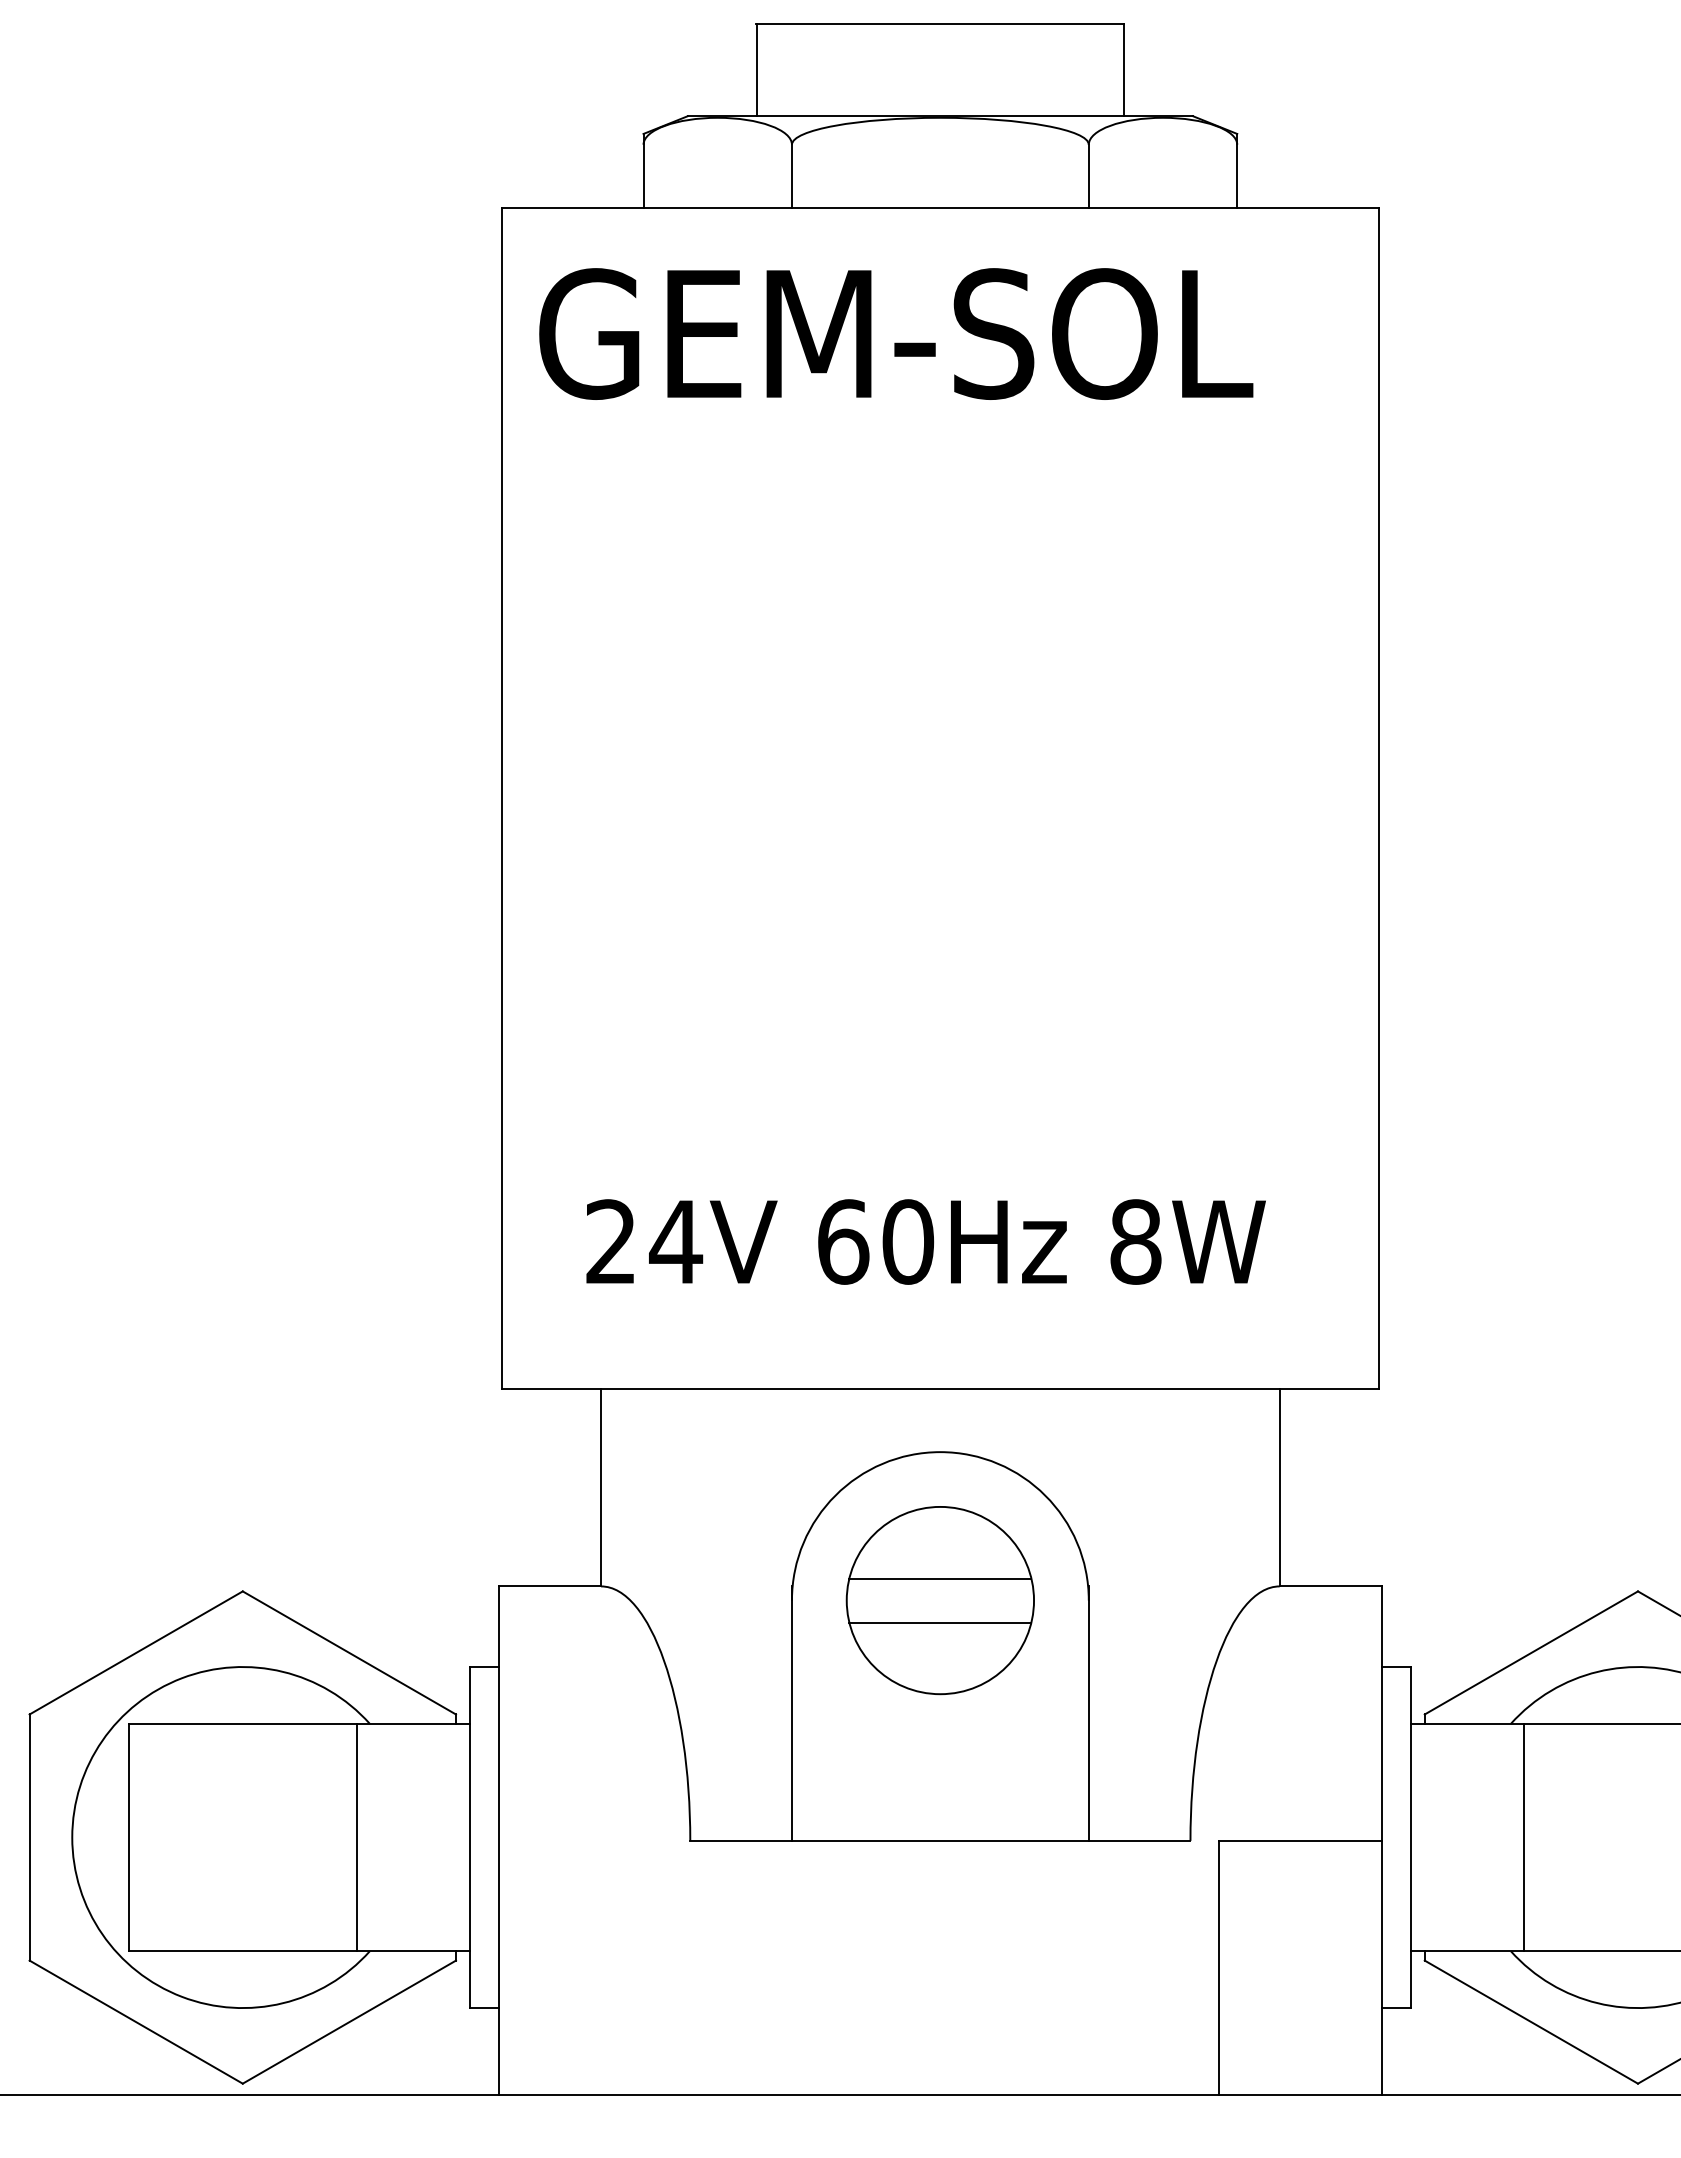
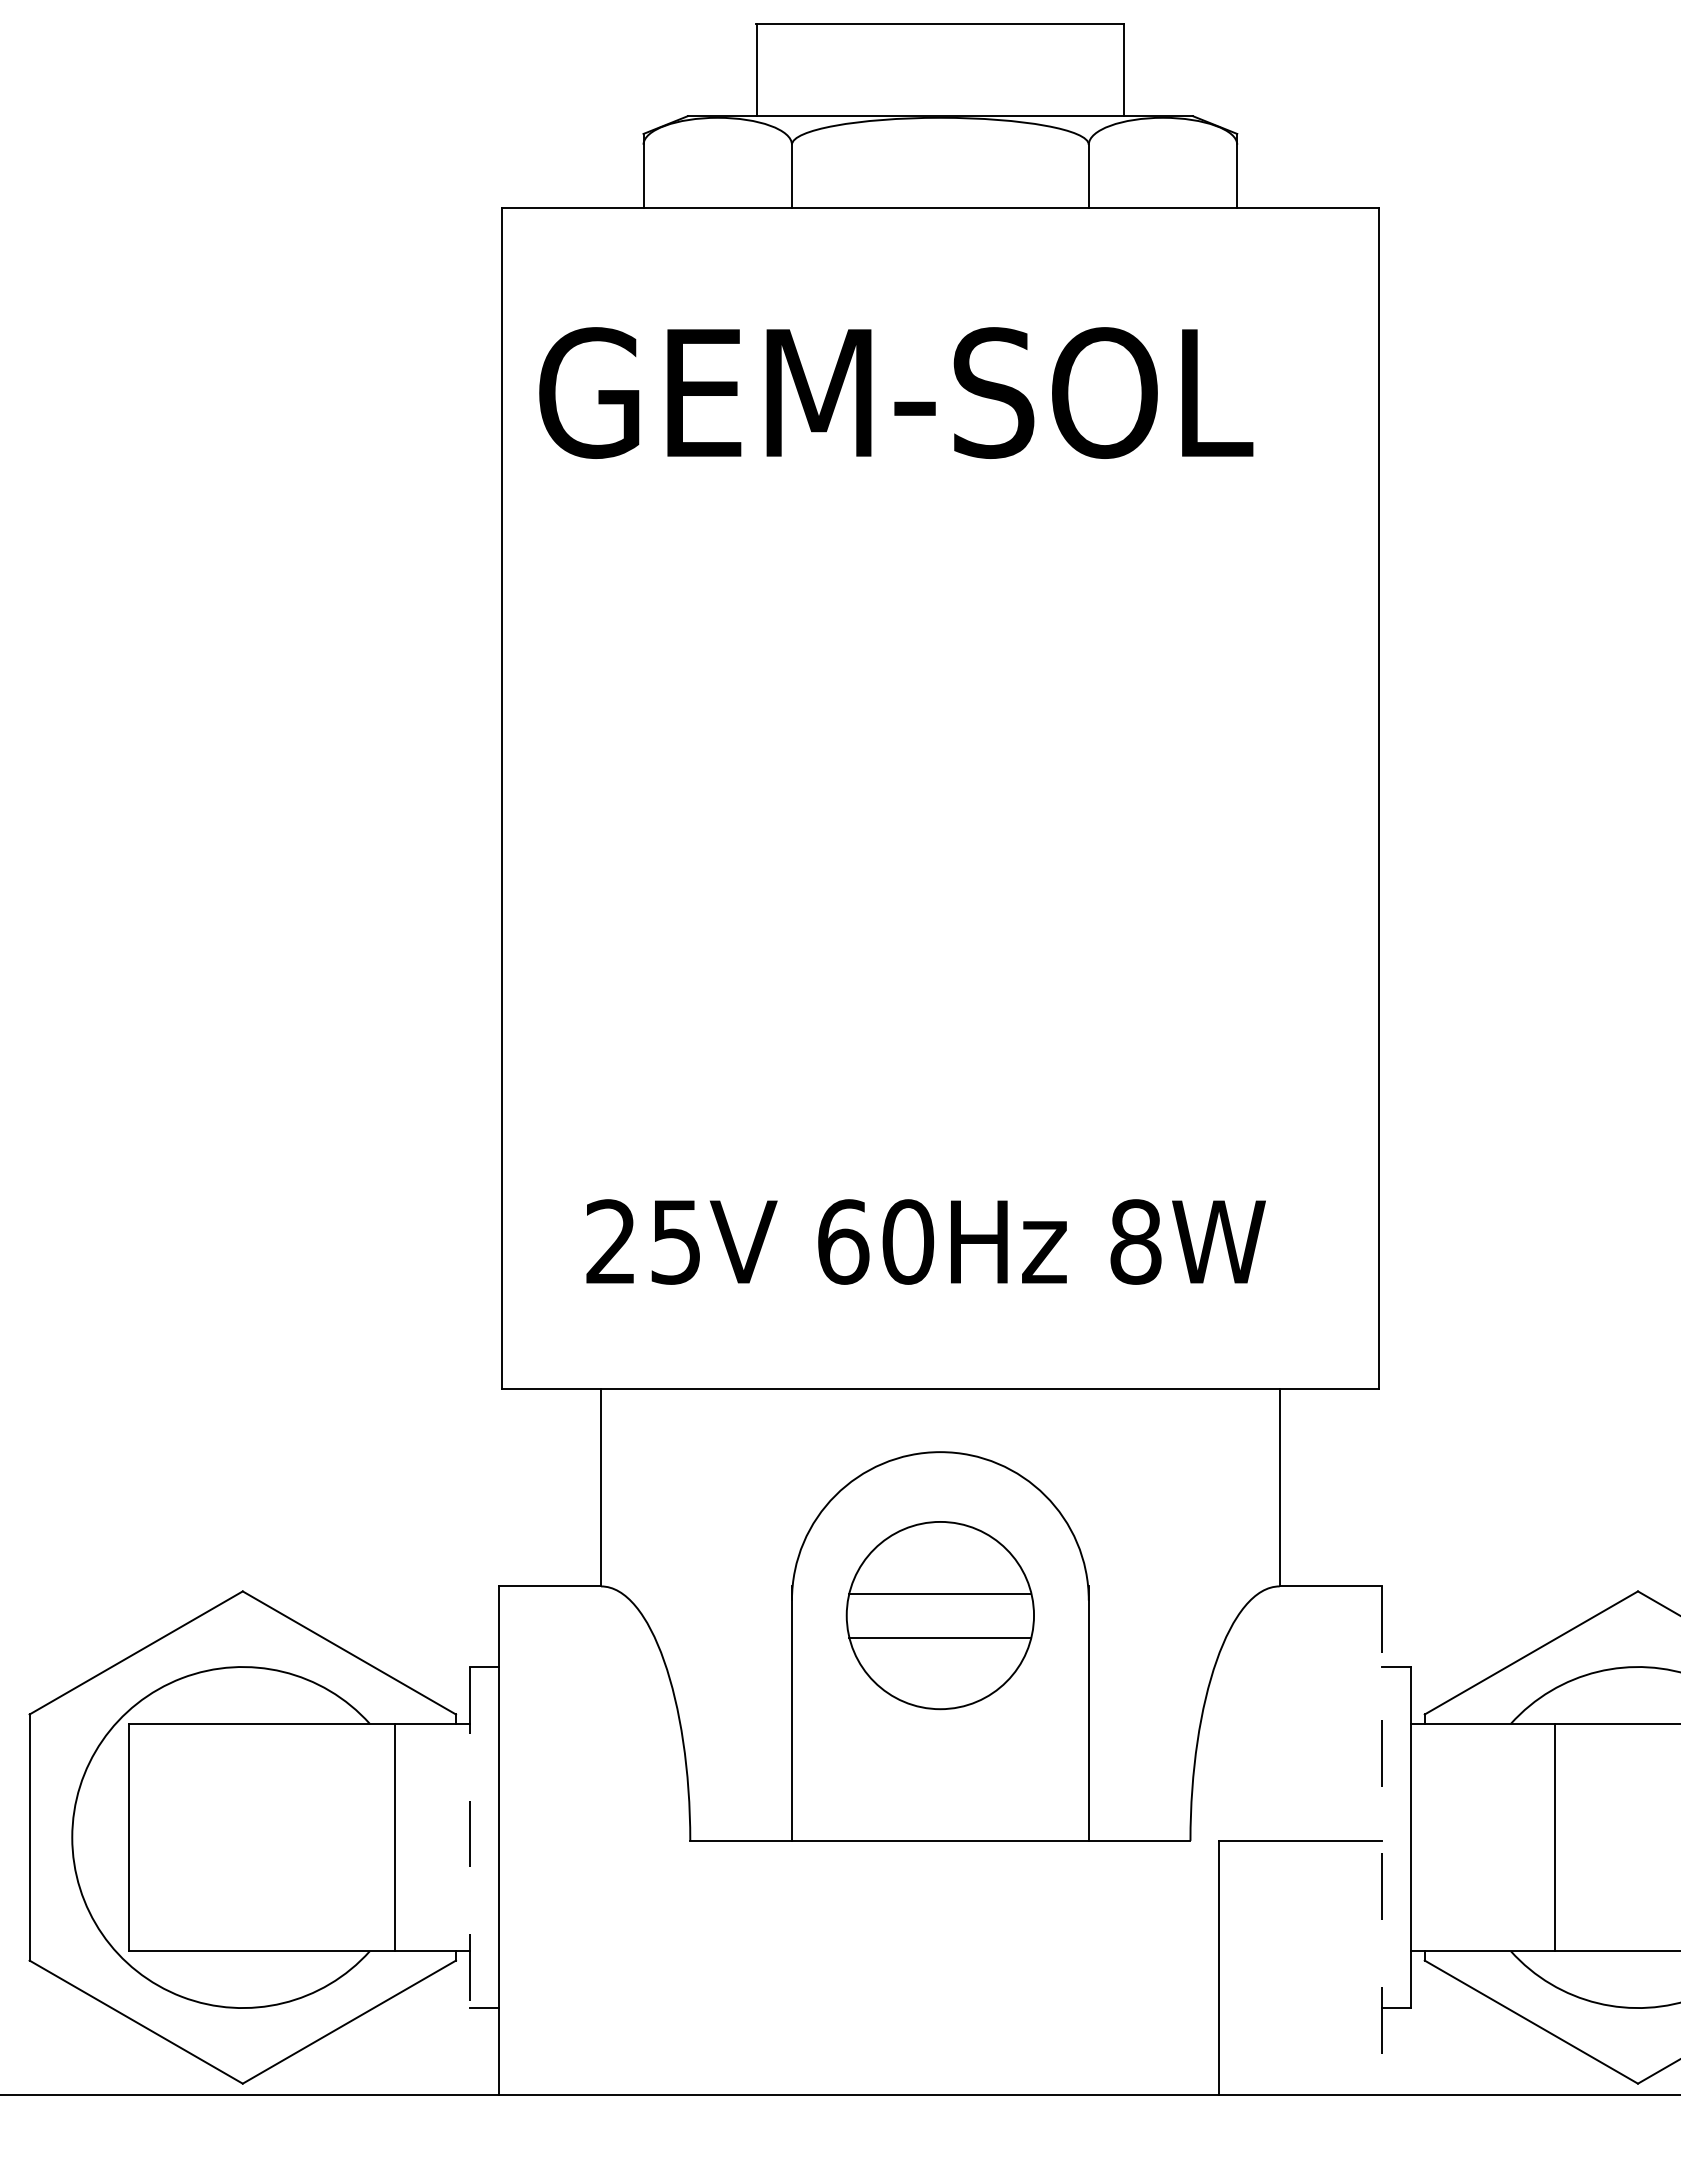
text position: (896, 333) -> (896, 392) (896, 392)
text: 24V -> 25V (676, 1242)
part position: (939, 1600) -> (939, 1615) (939, 1615)
line position: (356, 1837) -> (394, 1837) (394, 1837)
line: solid -> dashed (470, 1837)
line position: (1524, 1837) -> (1555, 1837) (1555, 1837)
line: solid -> dashed (1382, 1841)
